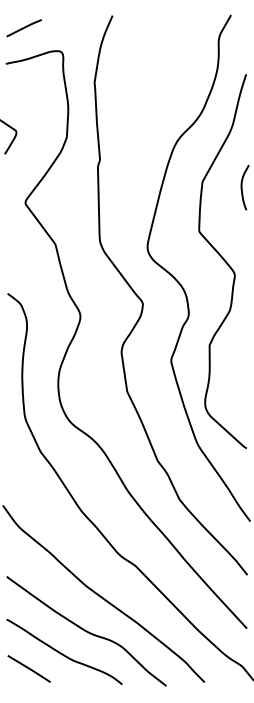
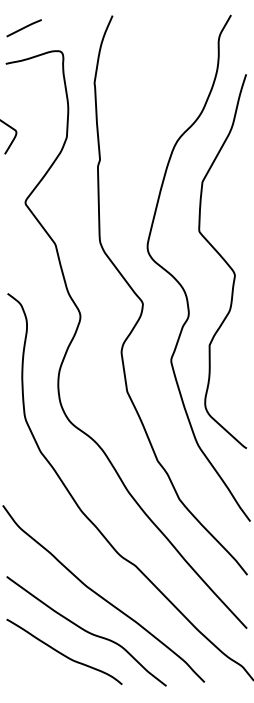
curve: present -> none (242, 187)
line: present -> none (28, 668)
